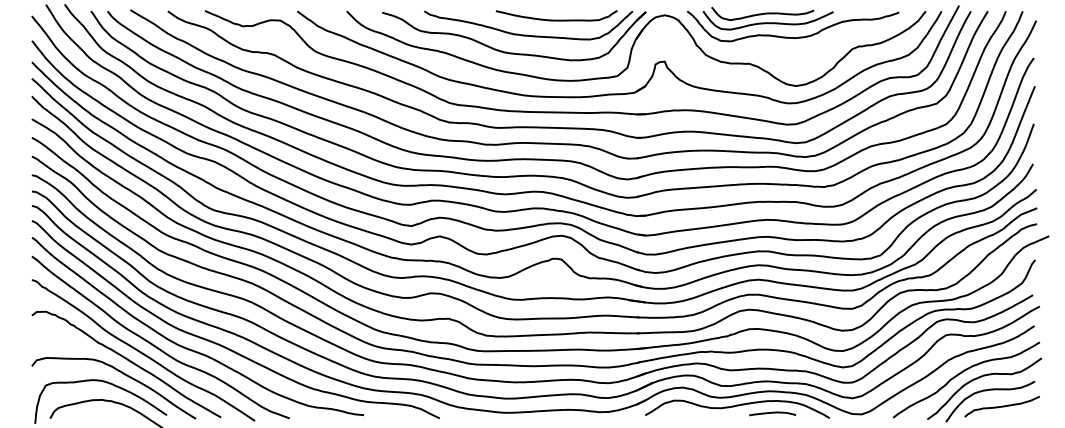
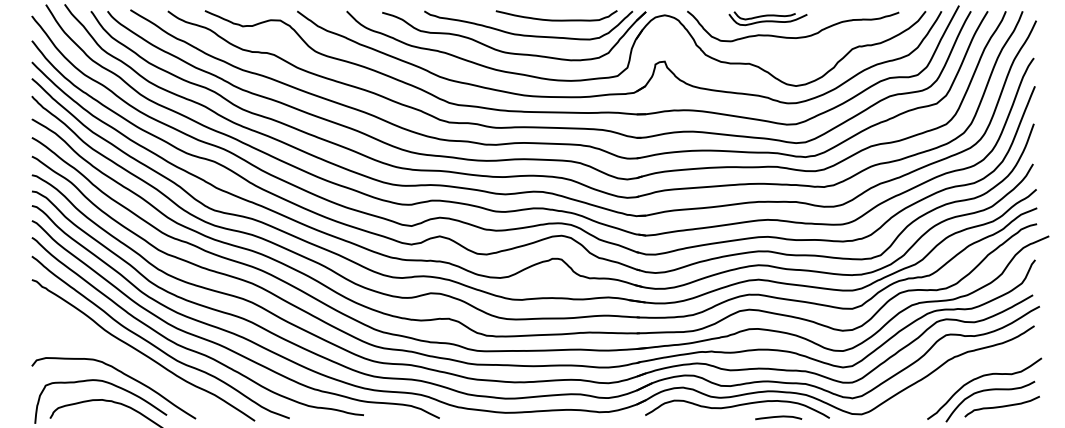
part size: 132x25 px -> 80x16 px (767, 18)
curve: present -> none (128, 361)
curve: present -> none (963, 372)
curve position: (772, 413) -> (778, 417) (778, 417)
